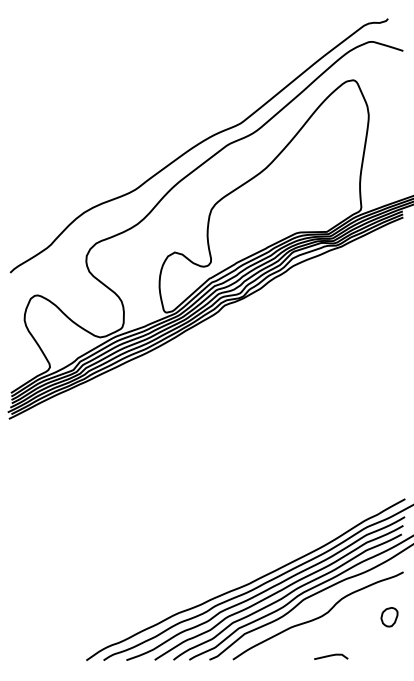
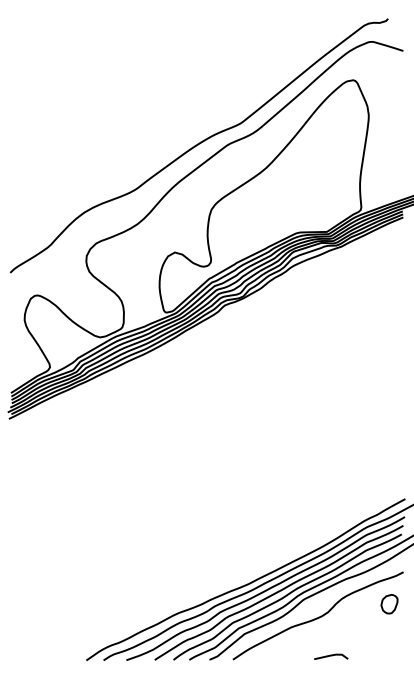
part position: (389, 617) -> (389, 604) (389, 604)
